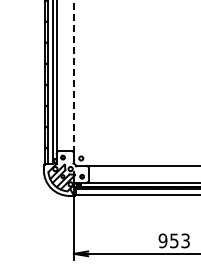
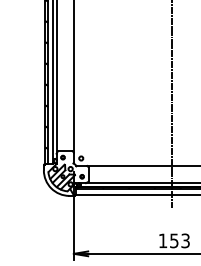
line: dashed -> solid (73, 76)
line: none -> present (171, 104)
text: 953 -> 153 (162, 240)
